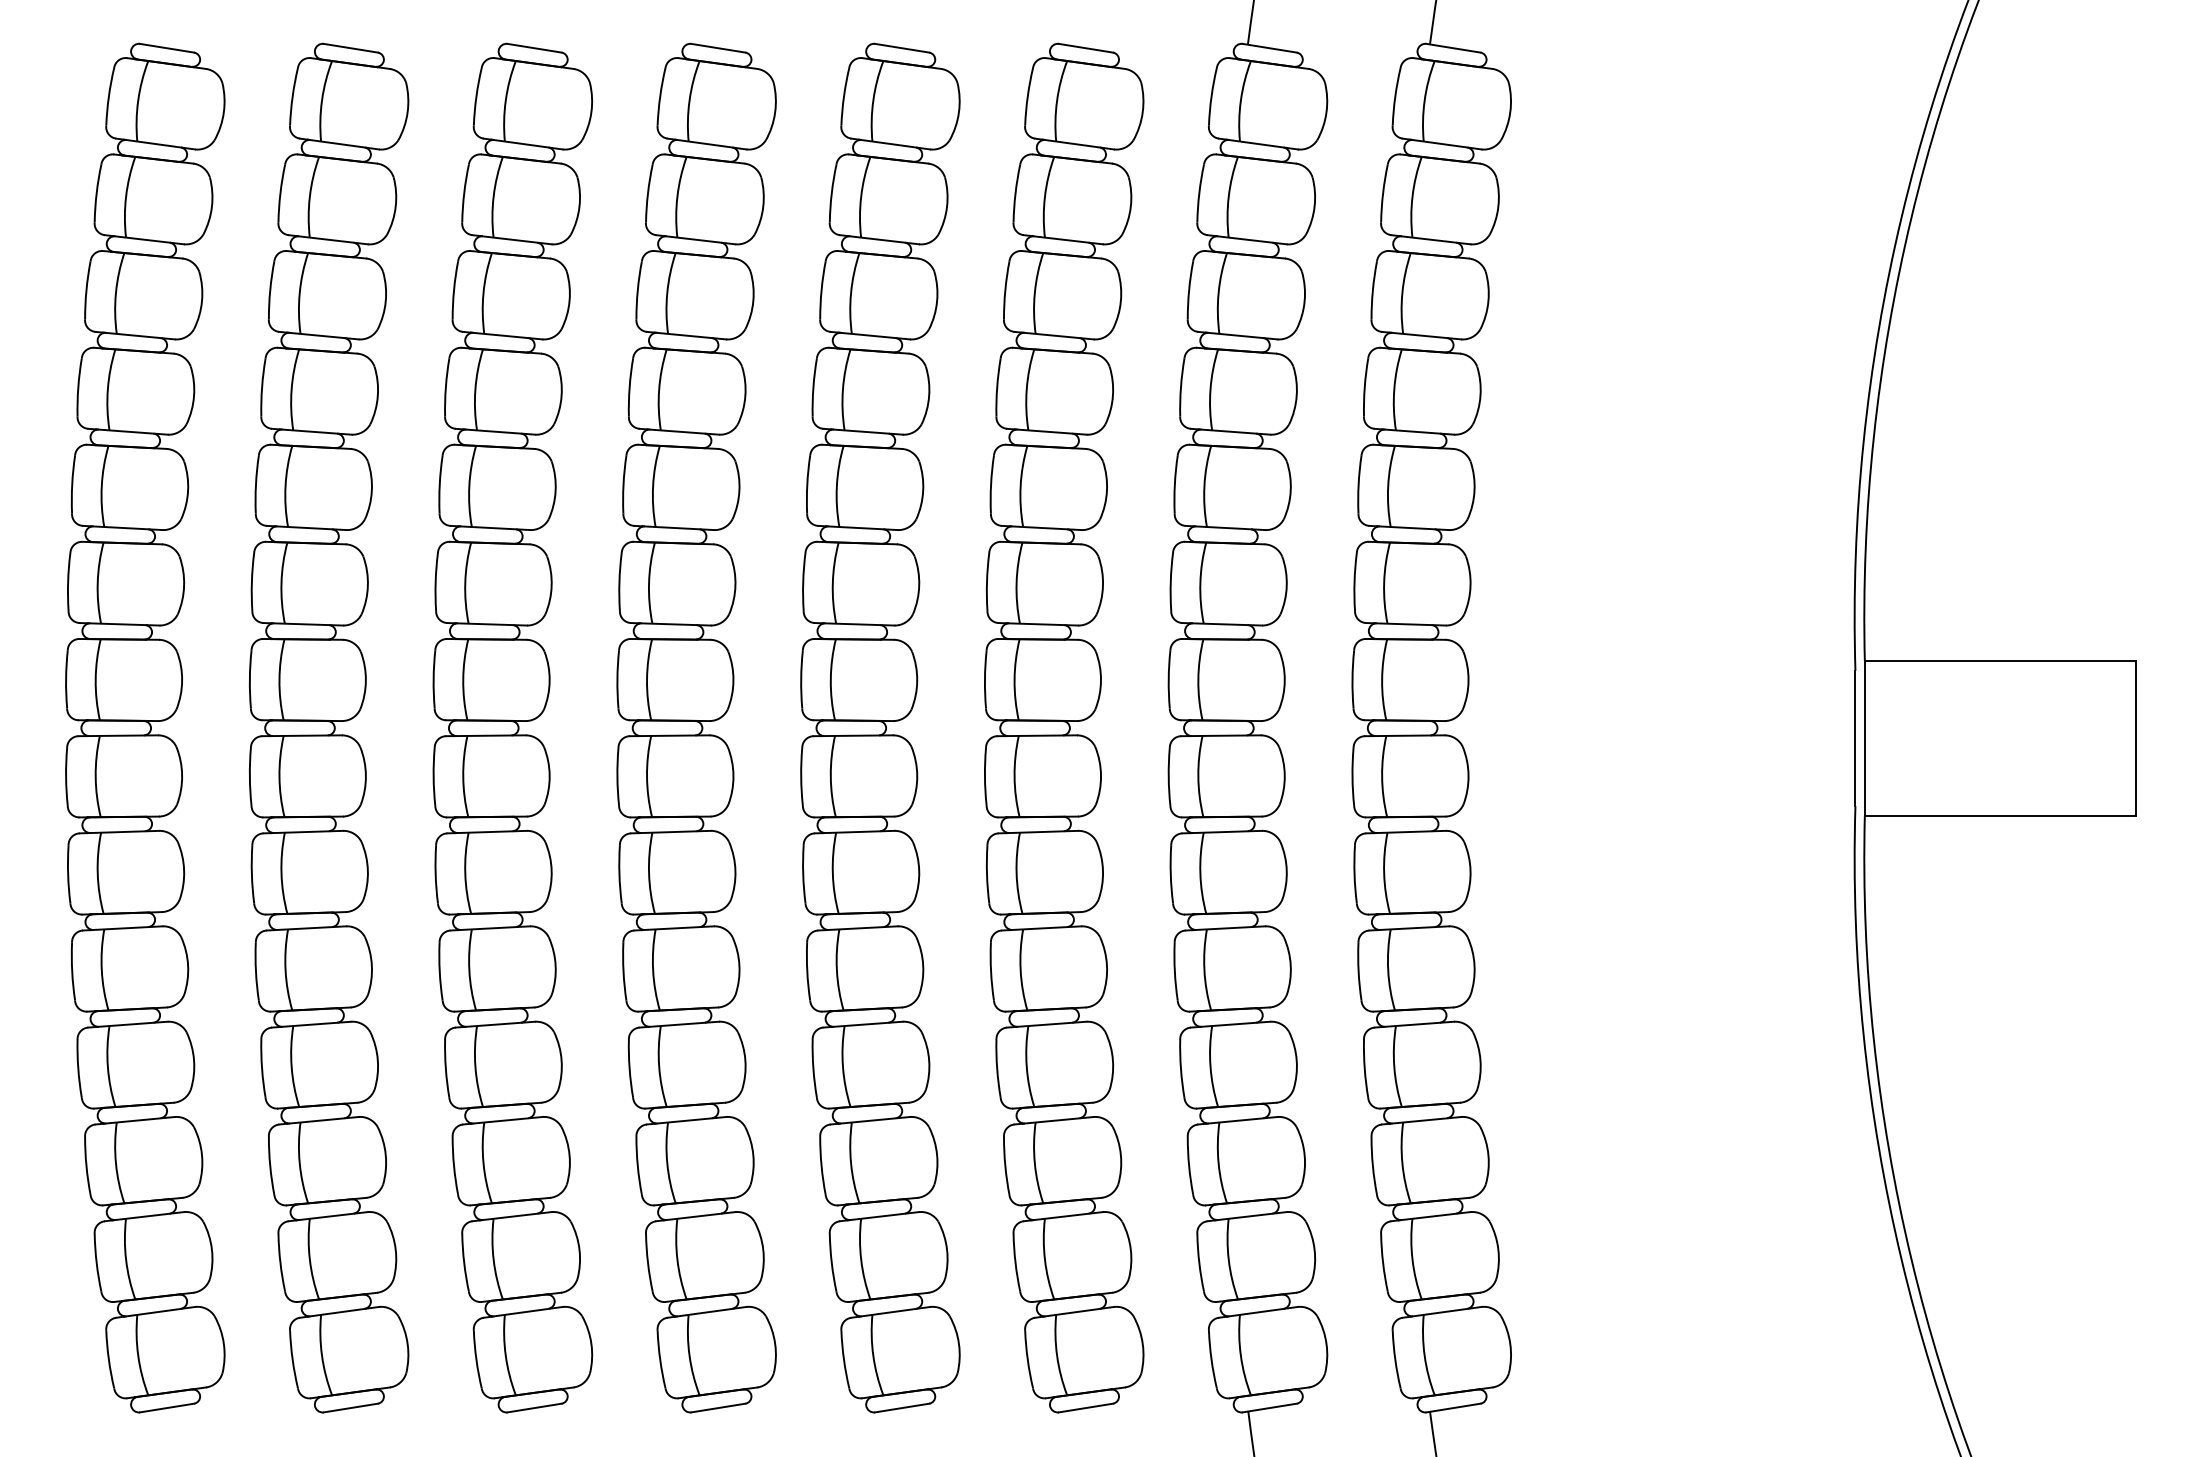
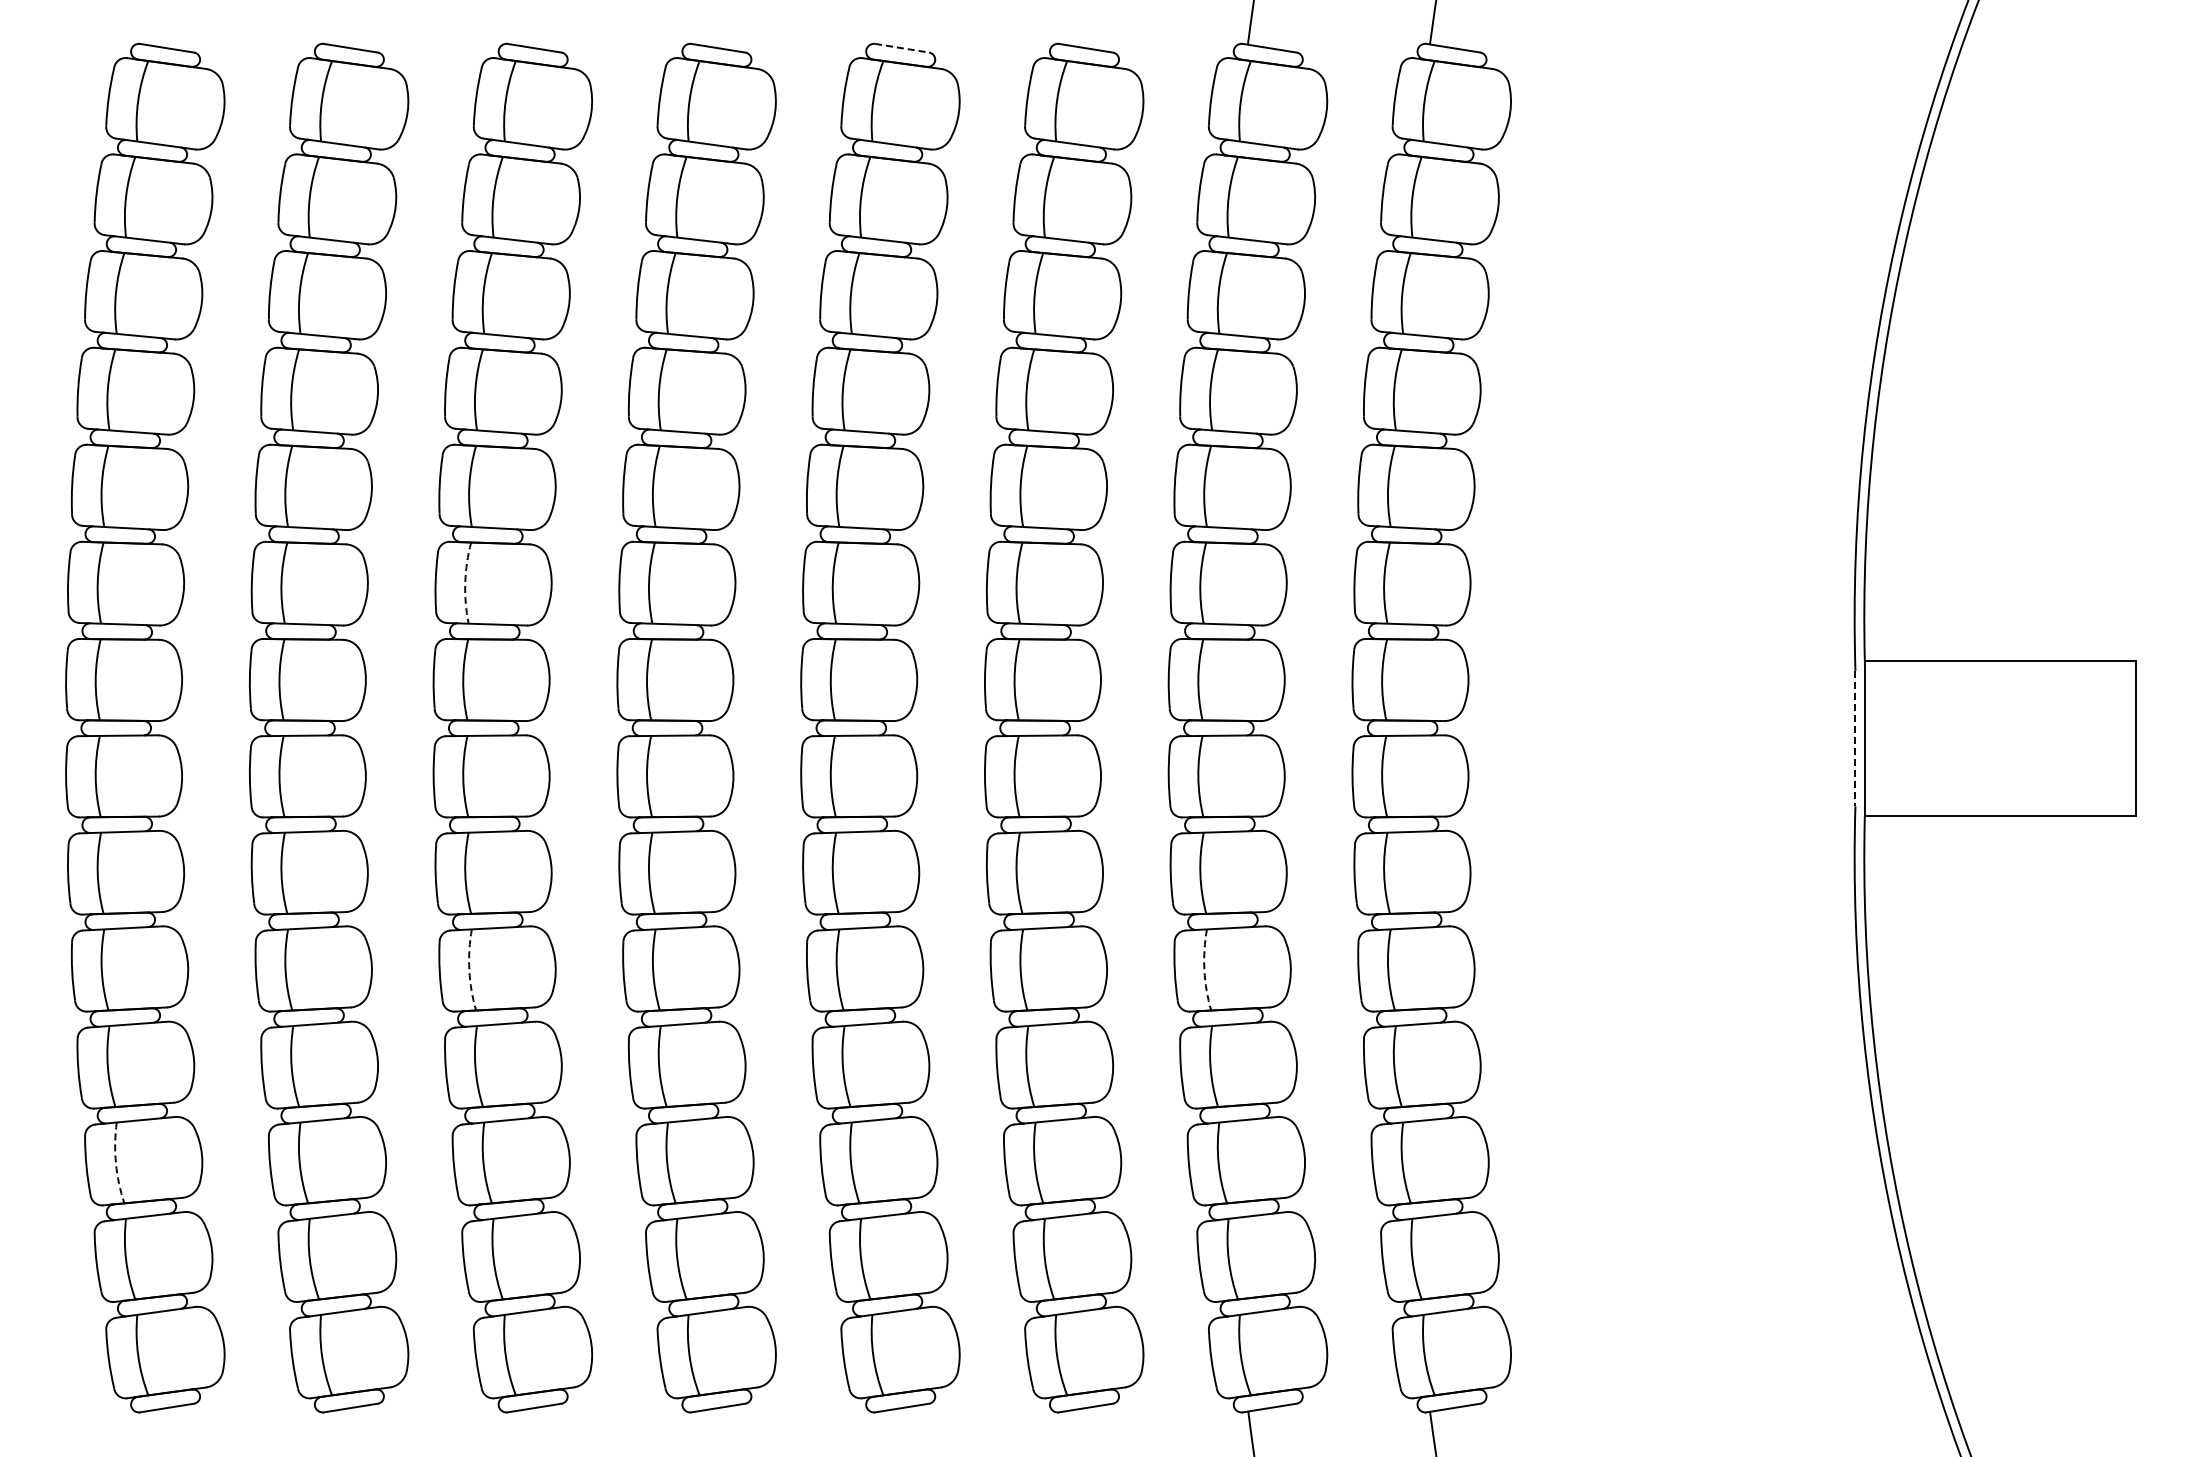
line: solid -> dashed (902, 48)
arc: solid -> dashed (465, 582)
line: solid -> dashed (1855, 738)
arc: solid -> dashed (469, 970)
arc: solid -> dashed (1204, 970)
arc: solid -> dashed (115, 1163)
